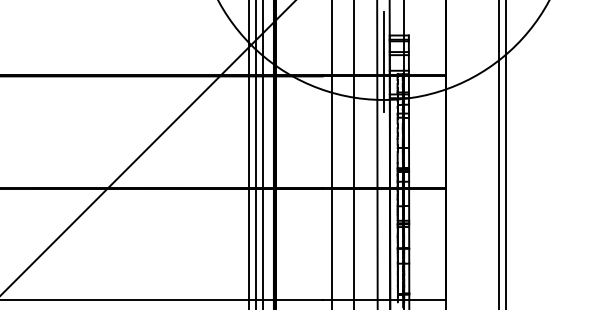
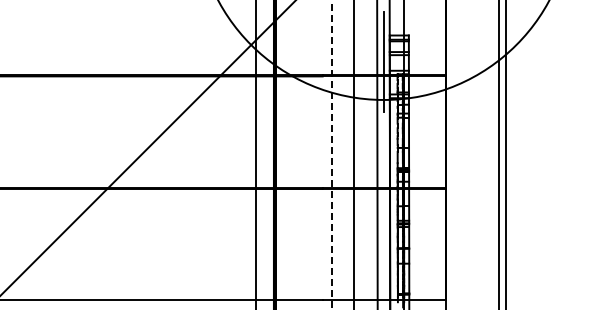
line: present -> none (248, 154)
line: present -> none (263, 154)
line: solid -> dashed (332, 155)
